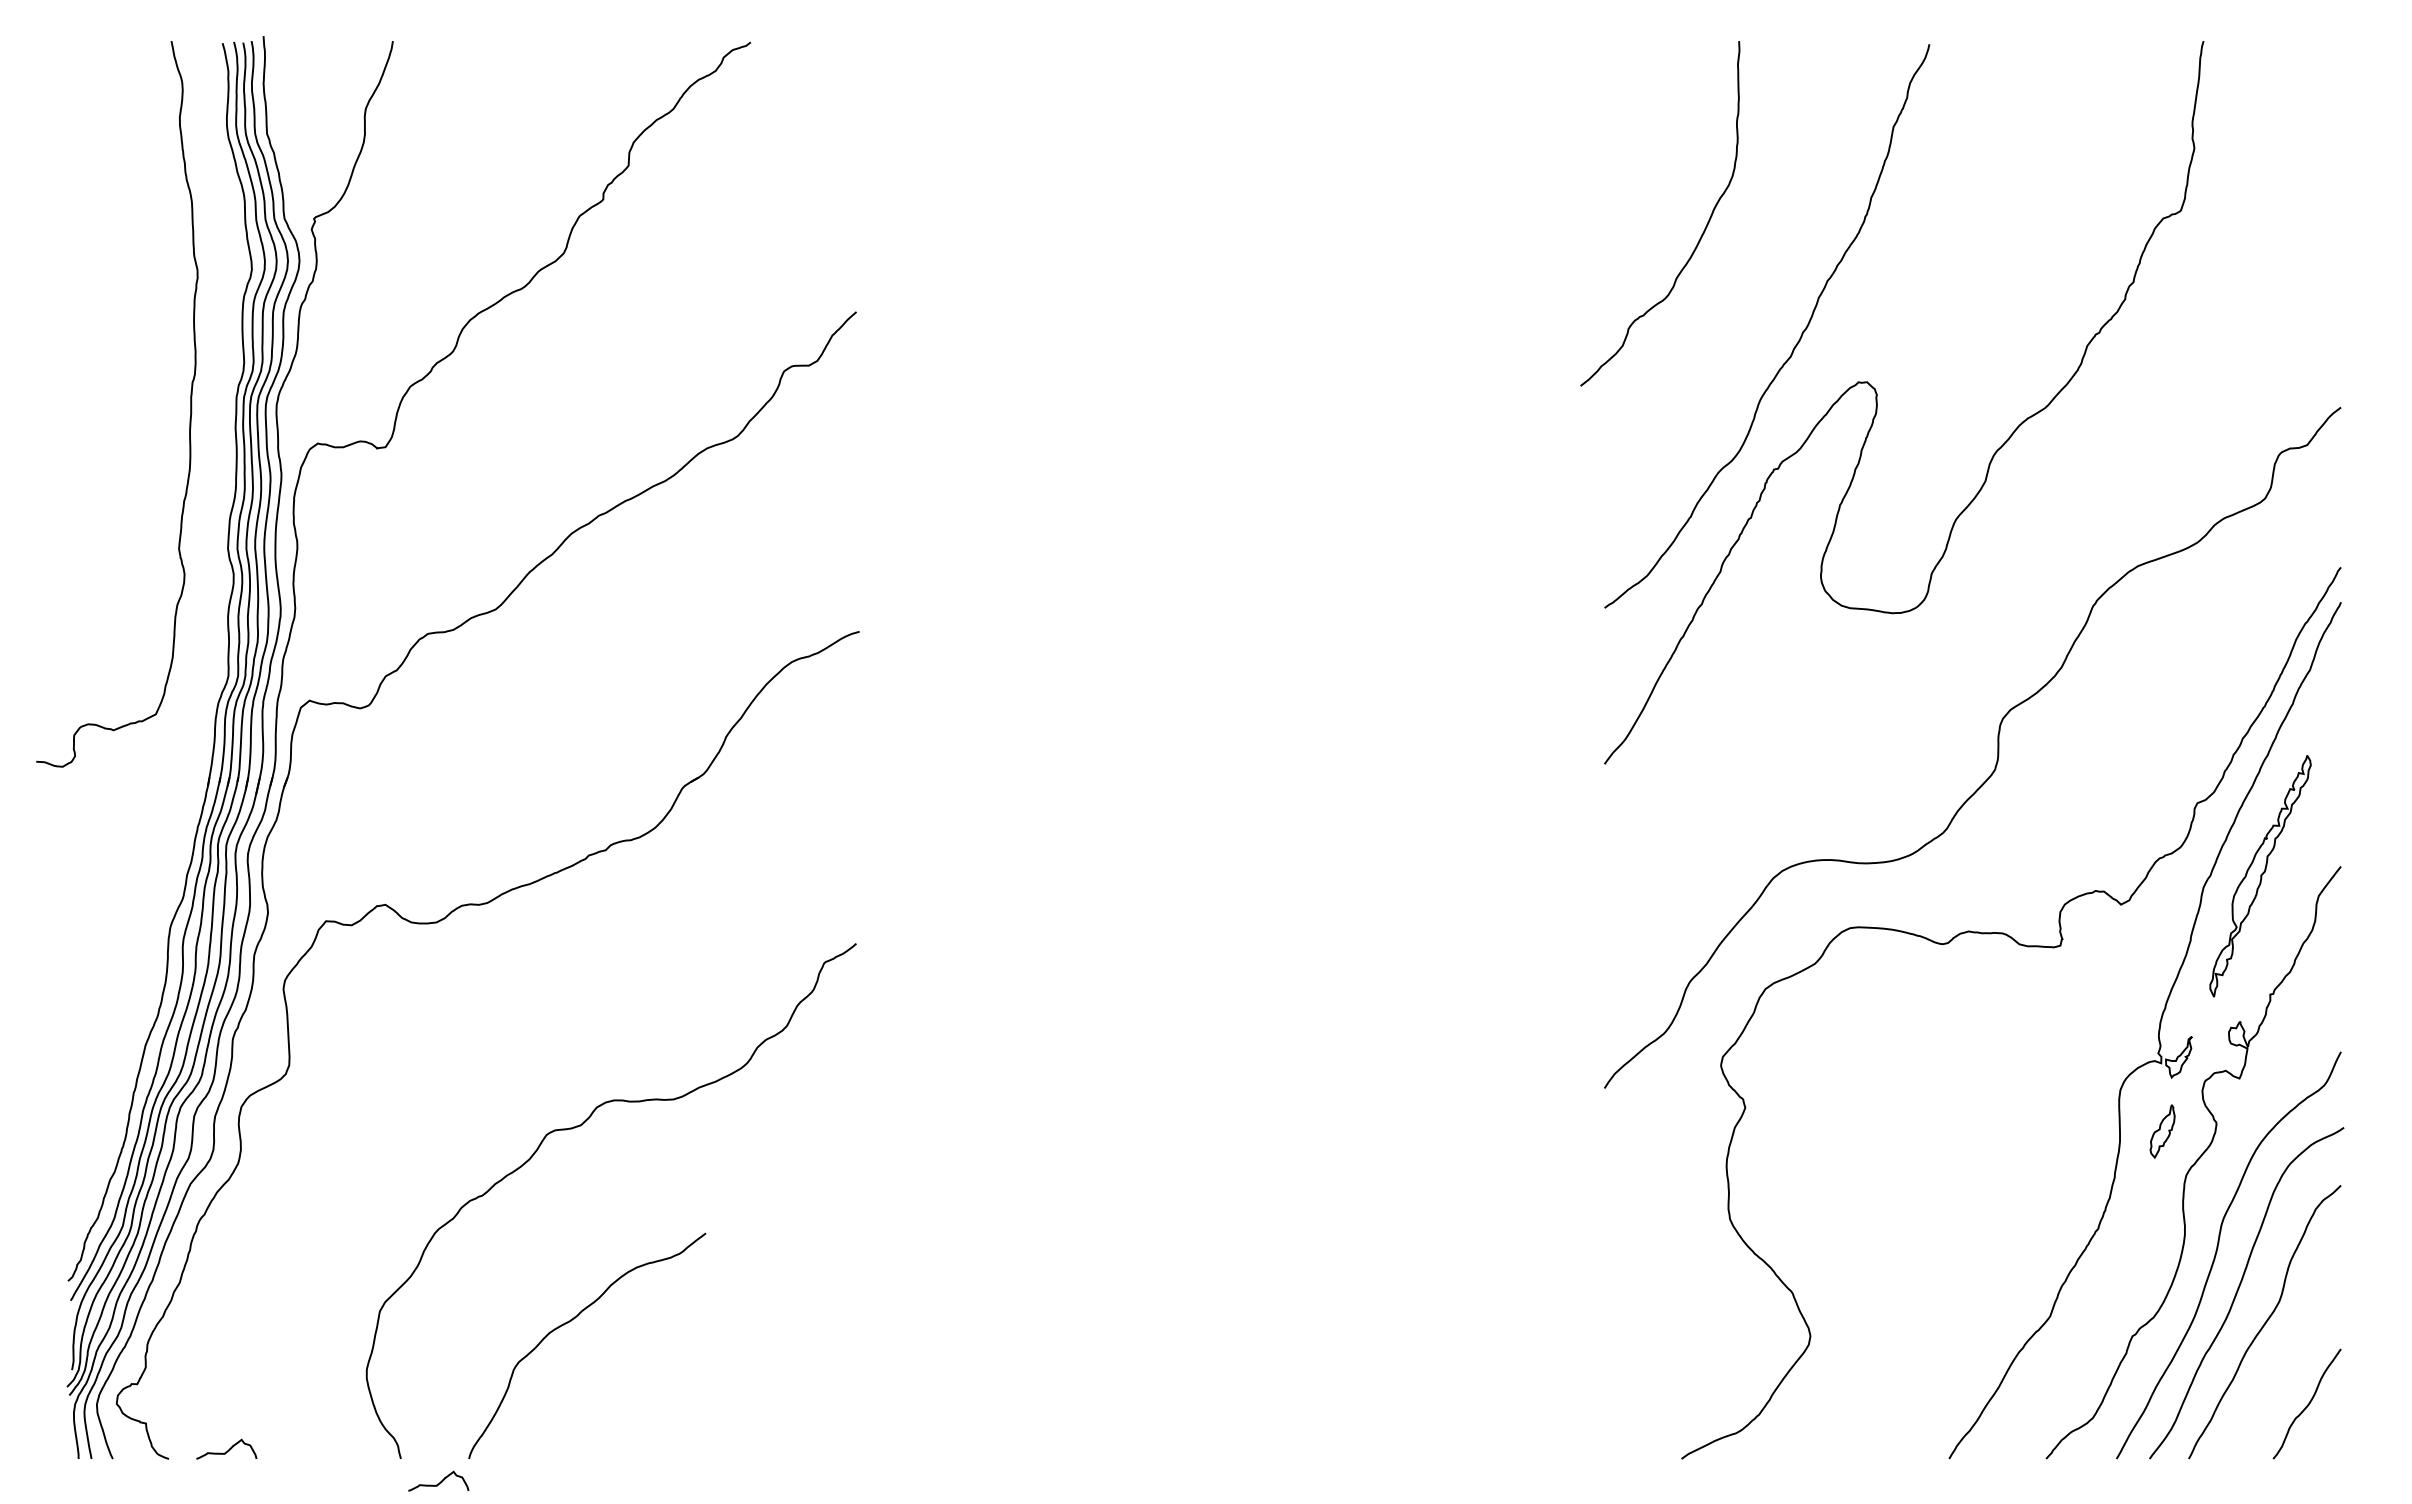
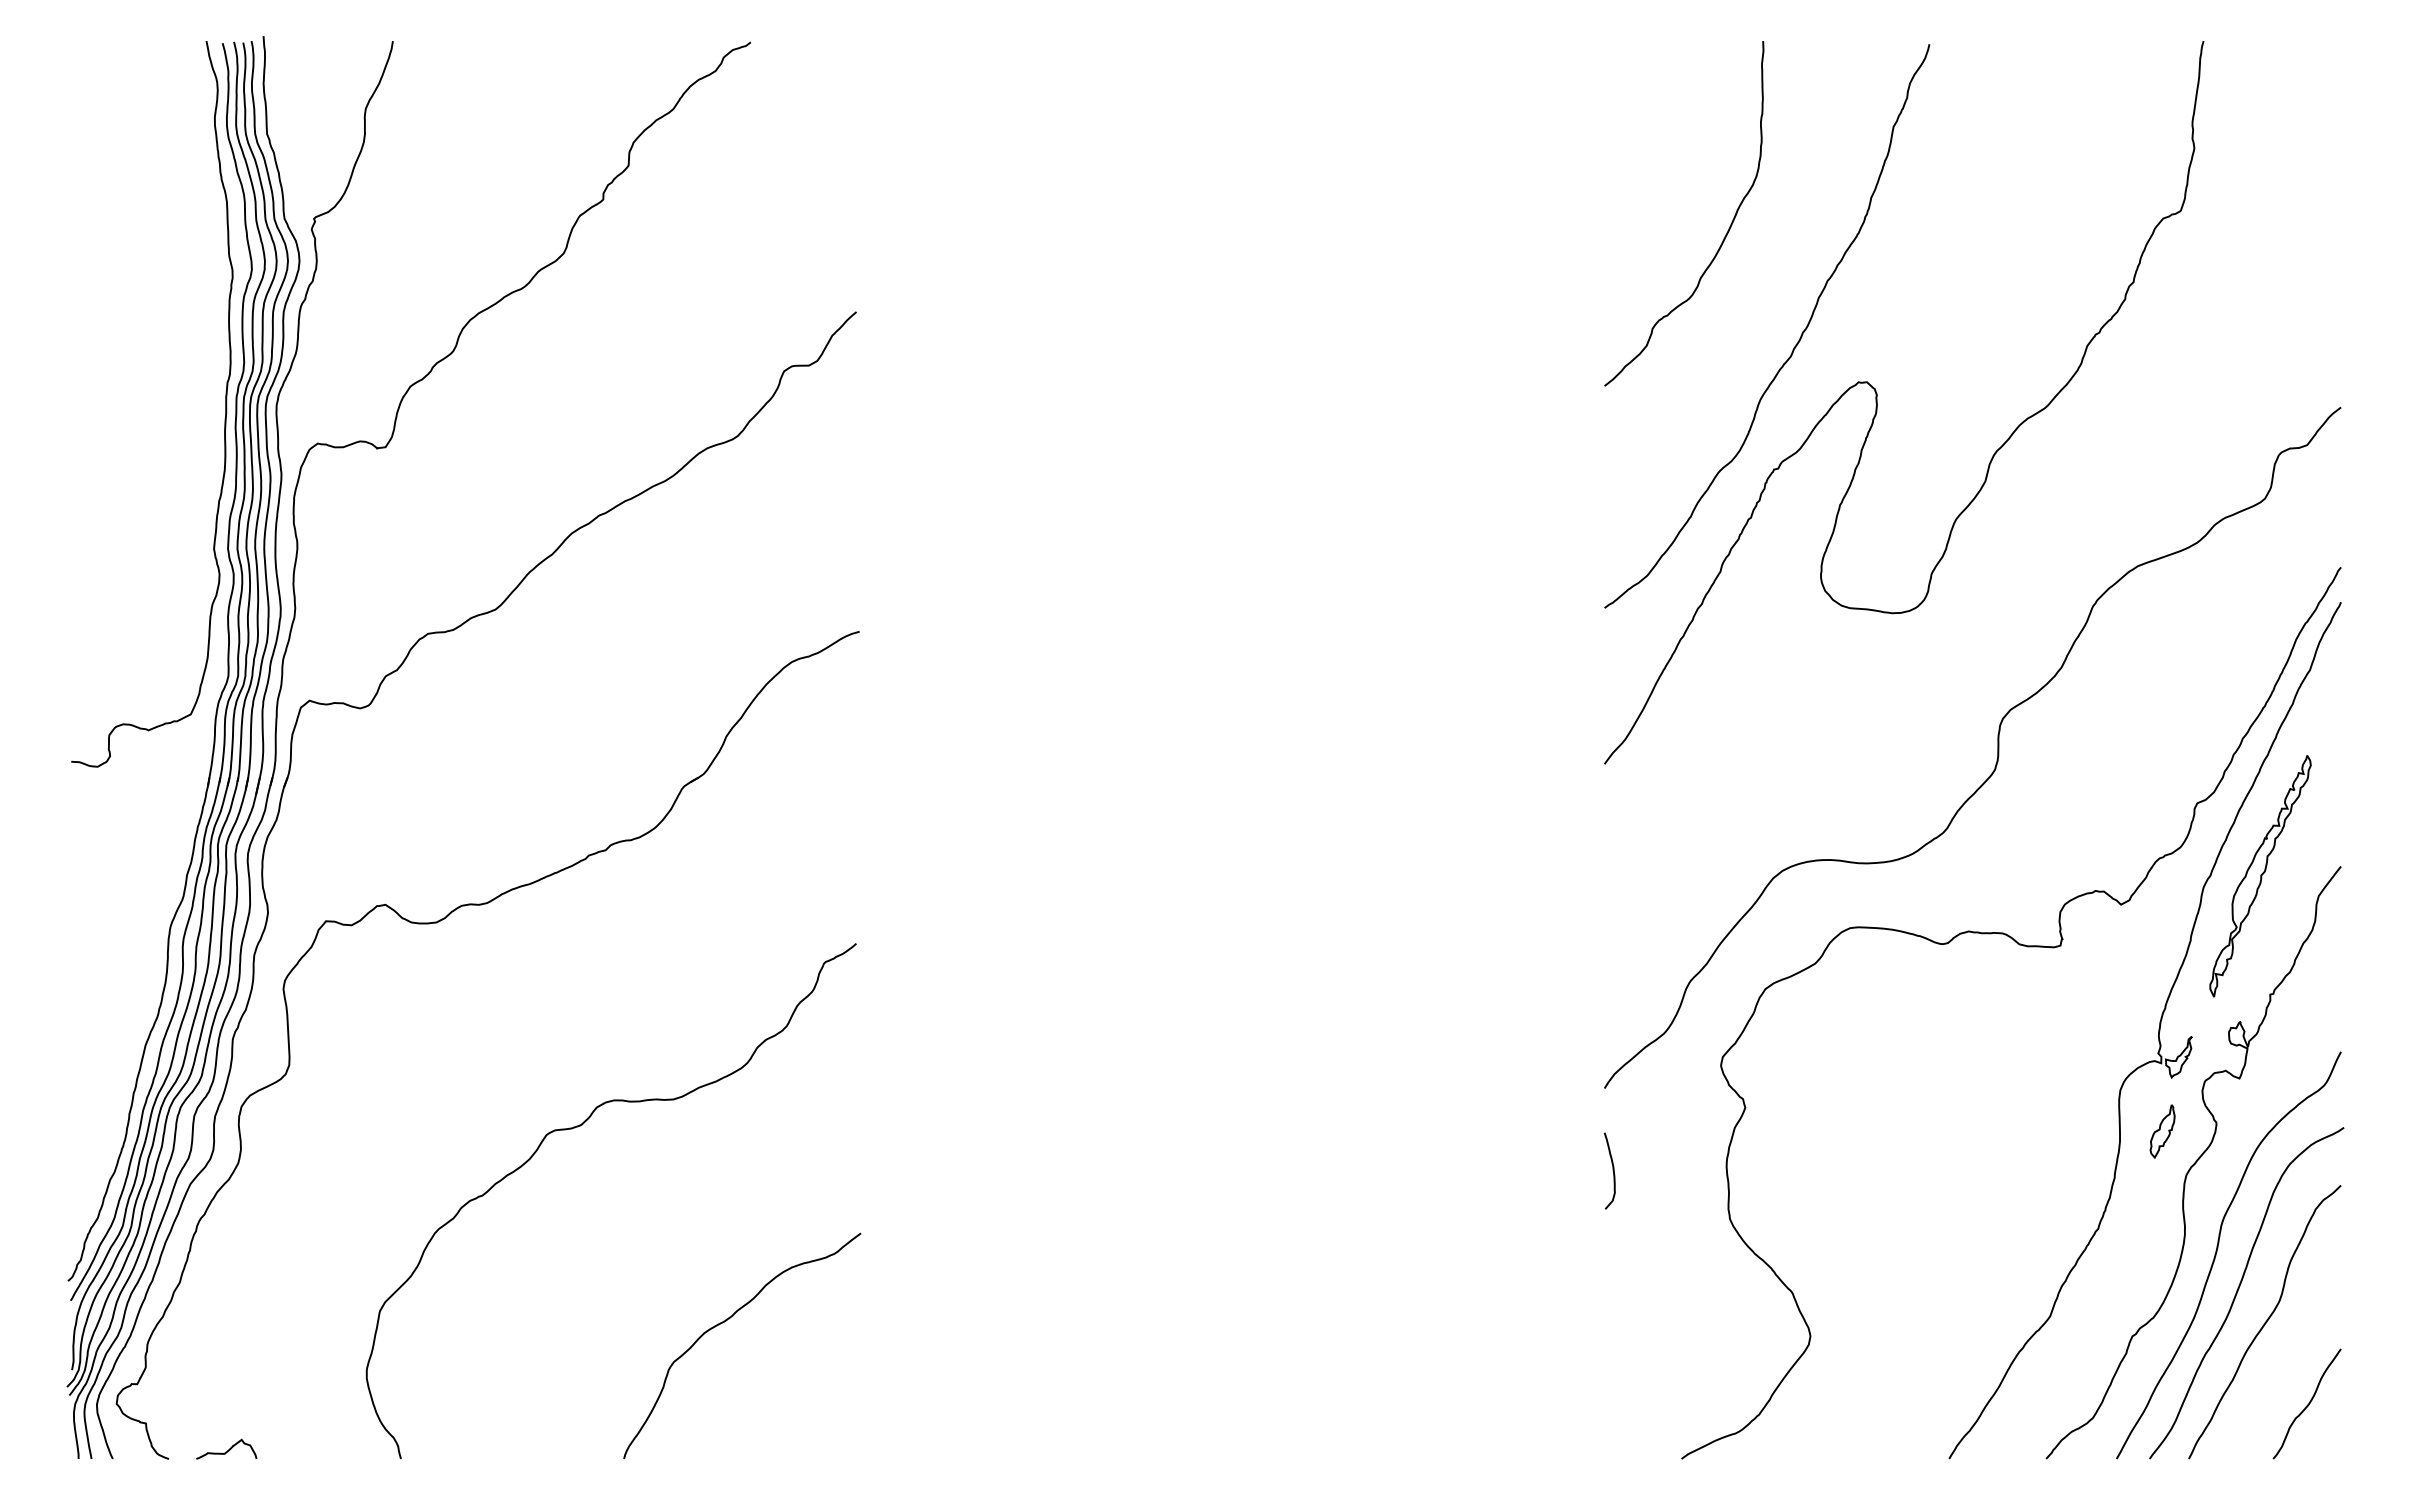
curve position: (1701, 234) -> (1725, 234) (1725, 234)
curve position: (190, 404) -> (225, 404) (225, 404)
curve: none -> present (1612, 1170)
curve position: (571, 1321) -> (726, 1321) (726, 1321)
curve: present -> none (440, 1481)
